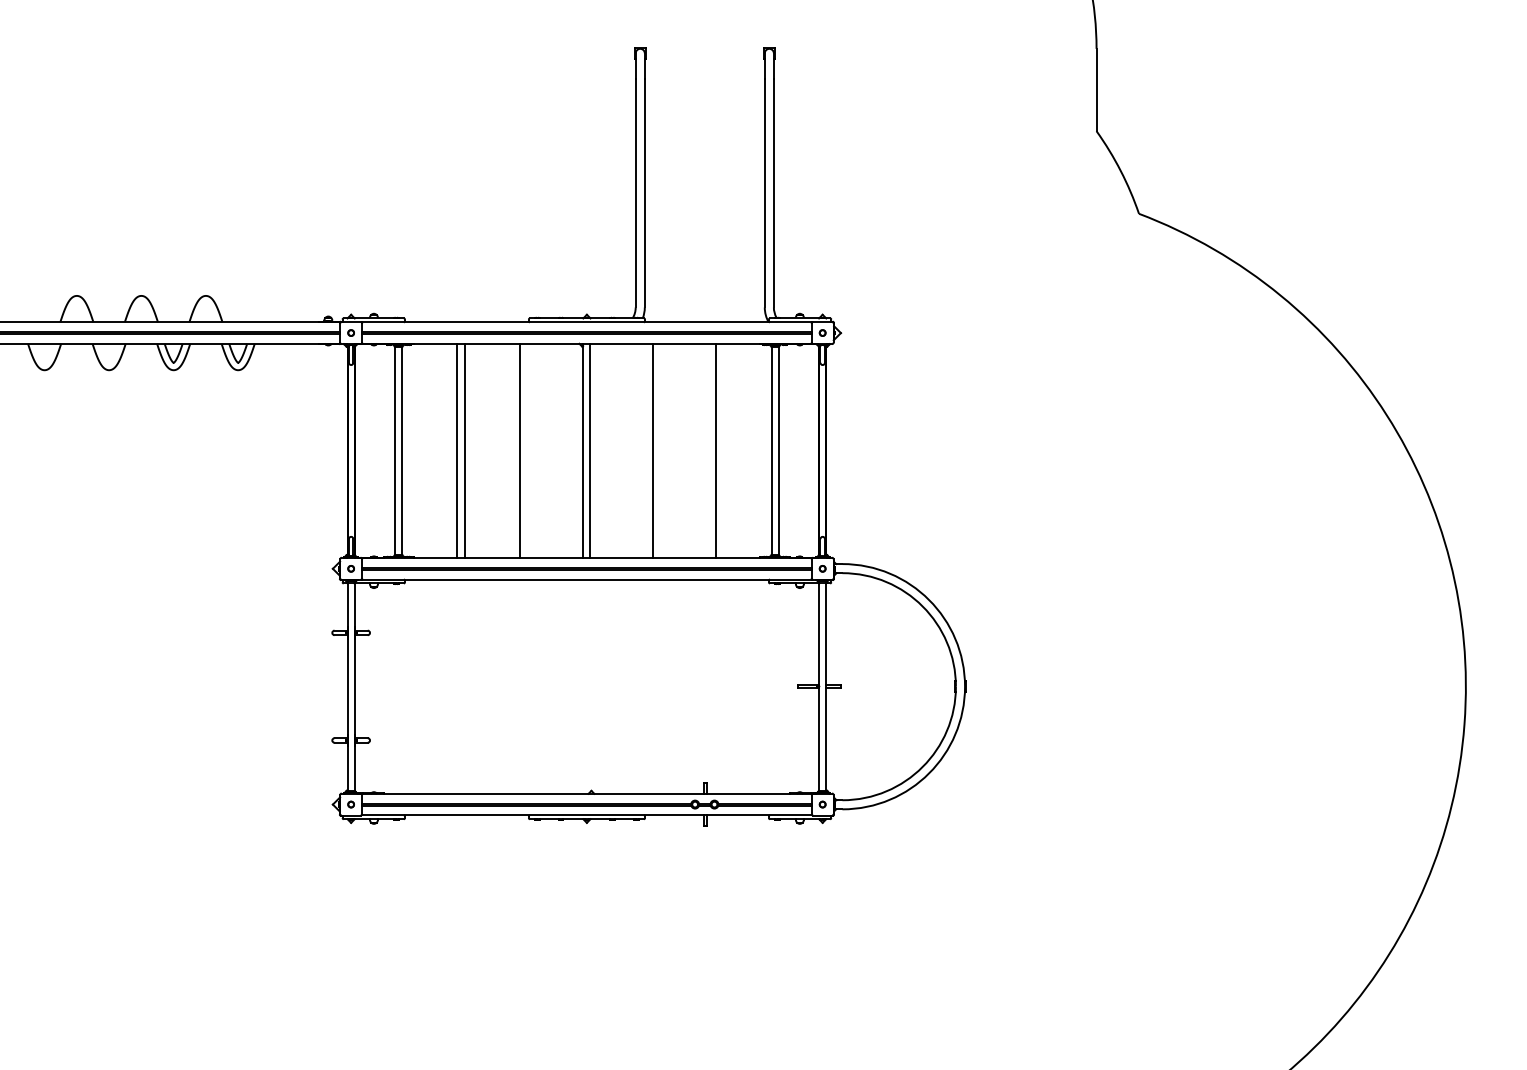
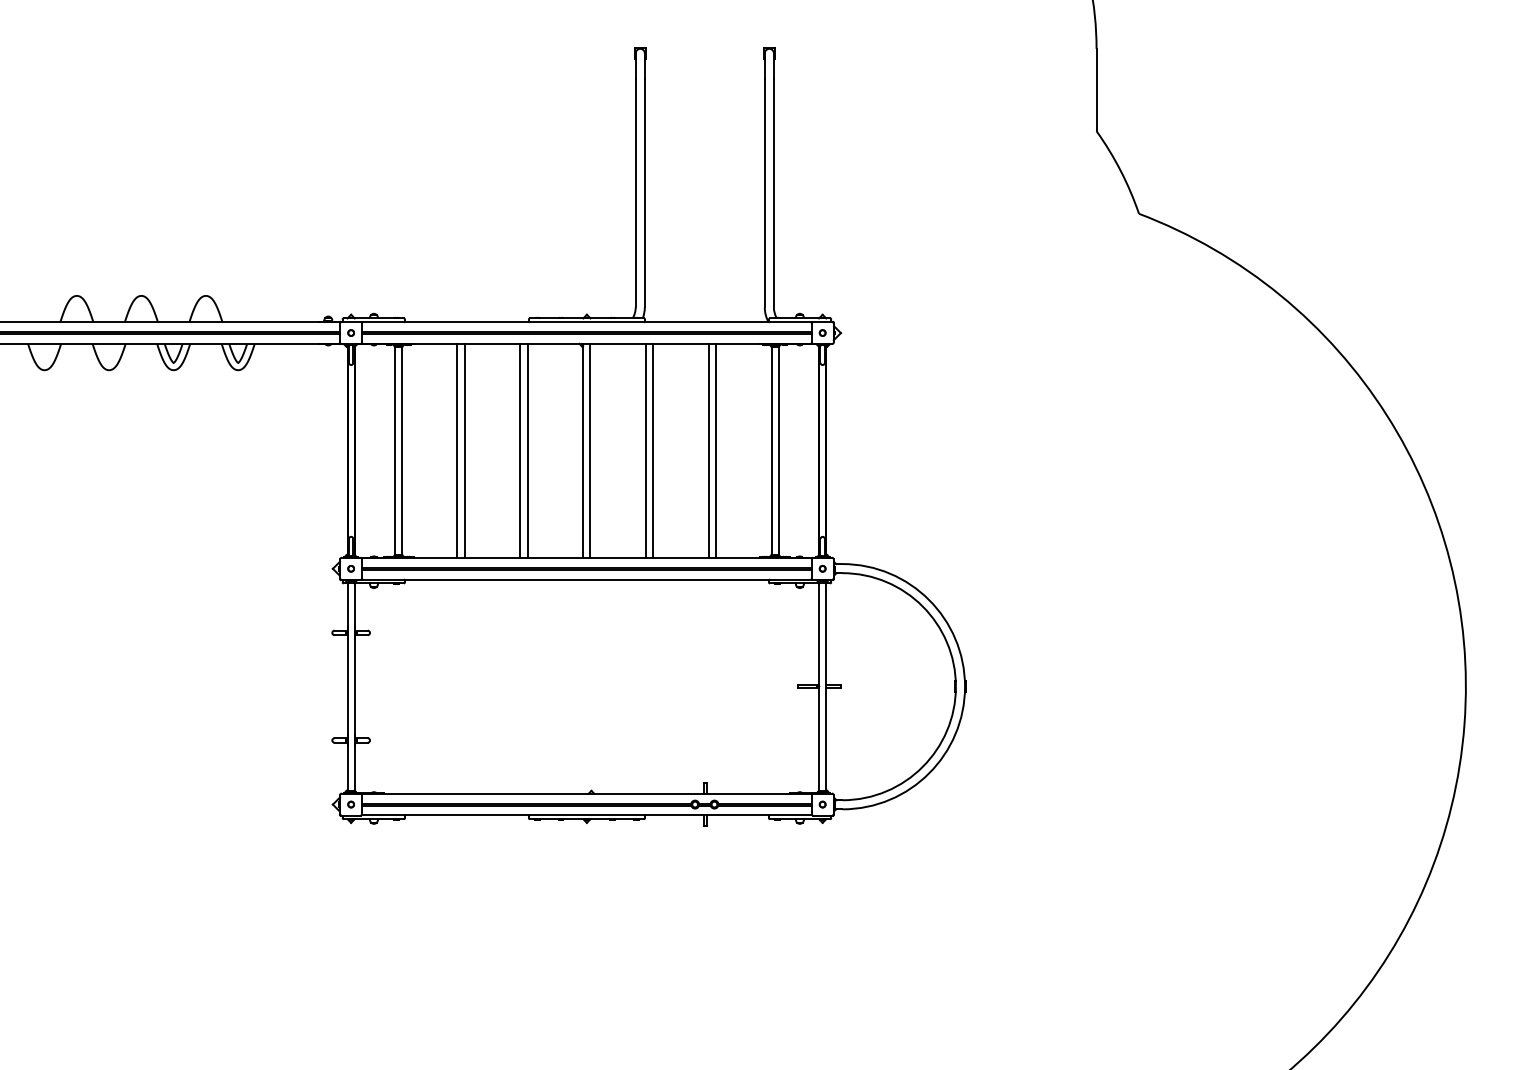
line: none -> present (527, 450)
line: none -> present (645, 450)
line: none -> present (708, 450)
